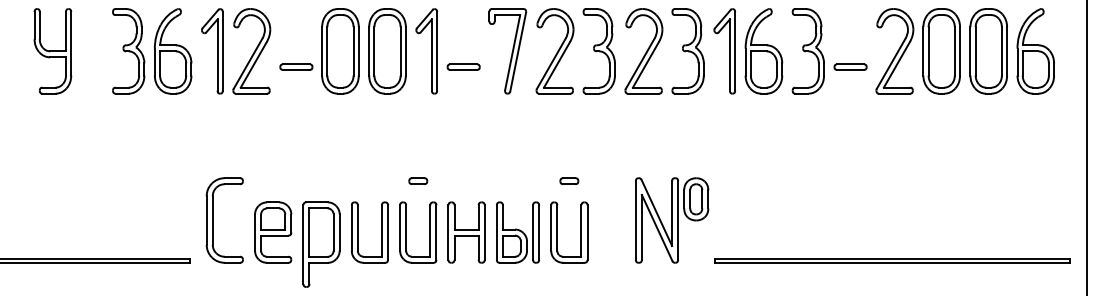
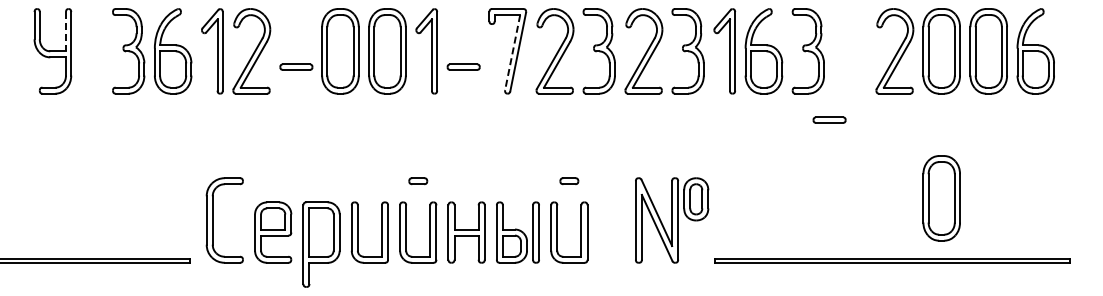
line: solid -> dashed (66, 31)
line: solid -> dashed (512, 53)
part position: (850, 66) -> (829, 119) (829, 119)
line: present -> none (1086, 147)
part: none -> present (941, 198)
